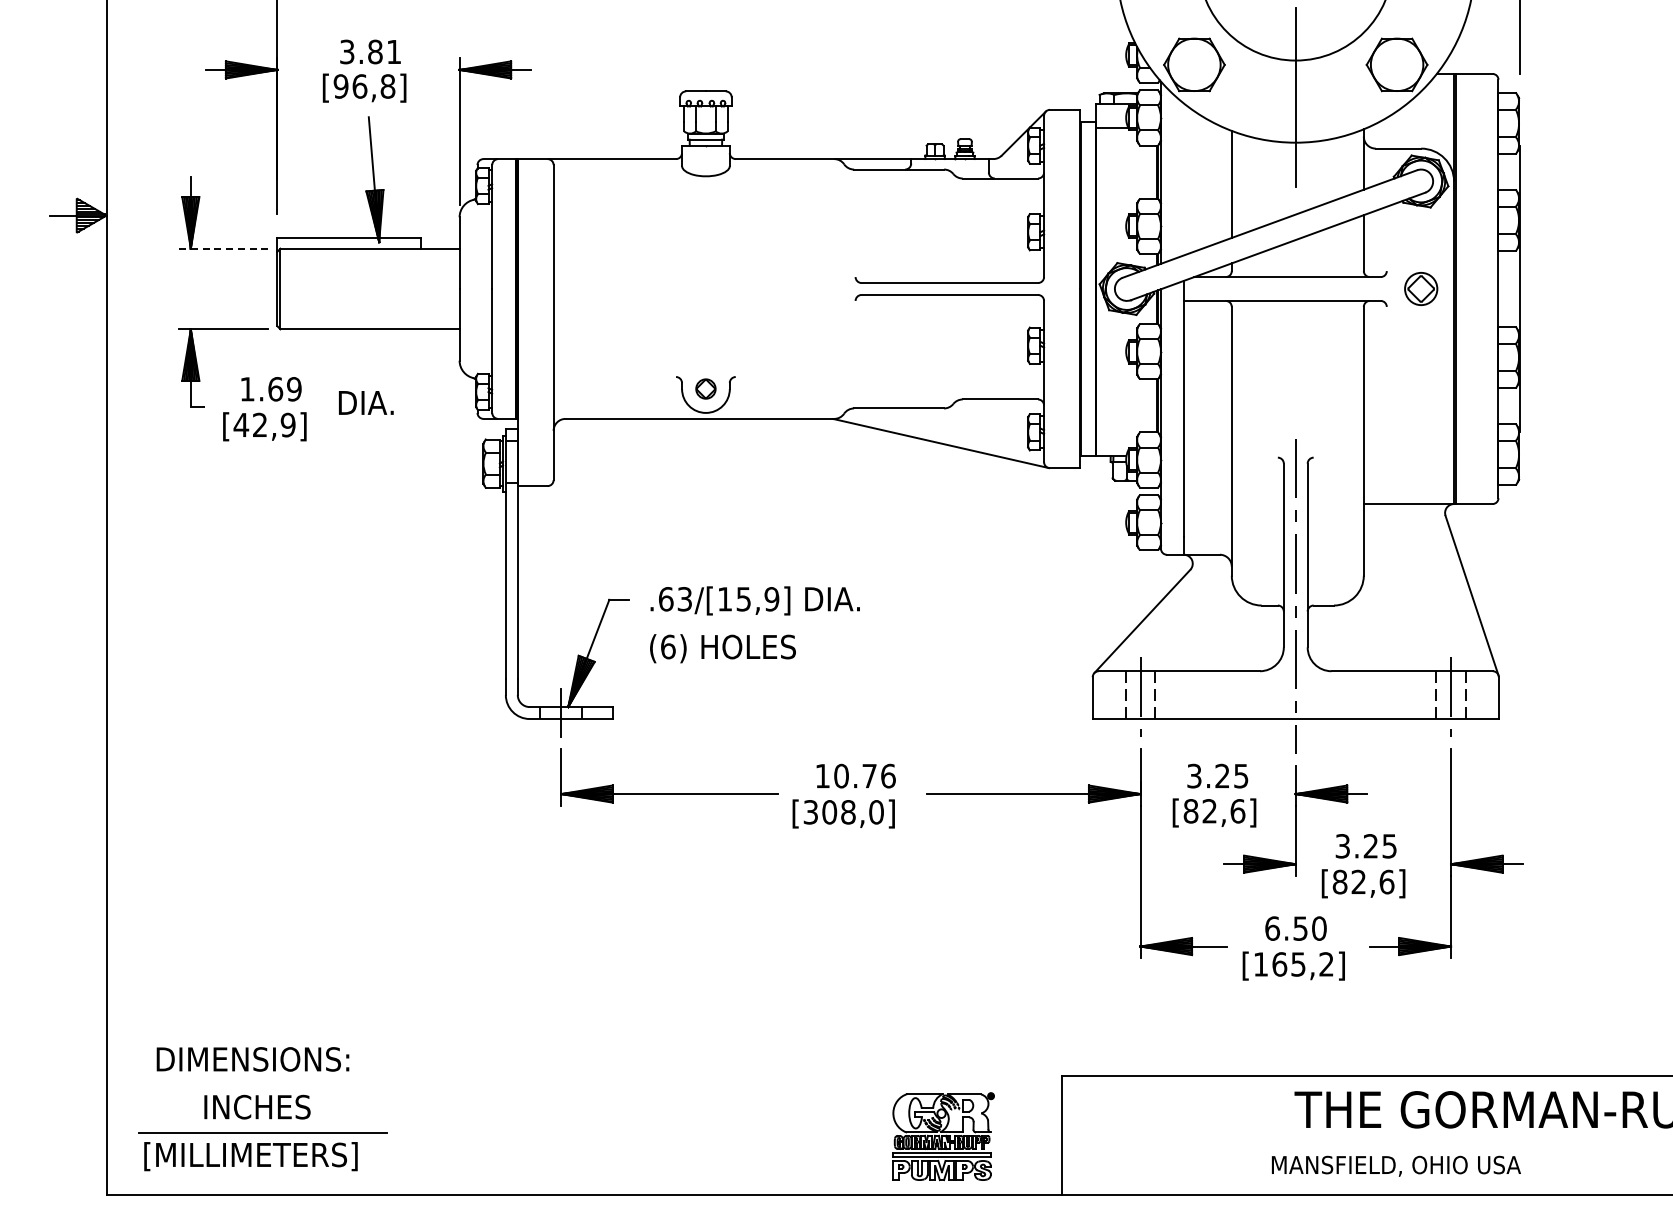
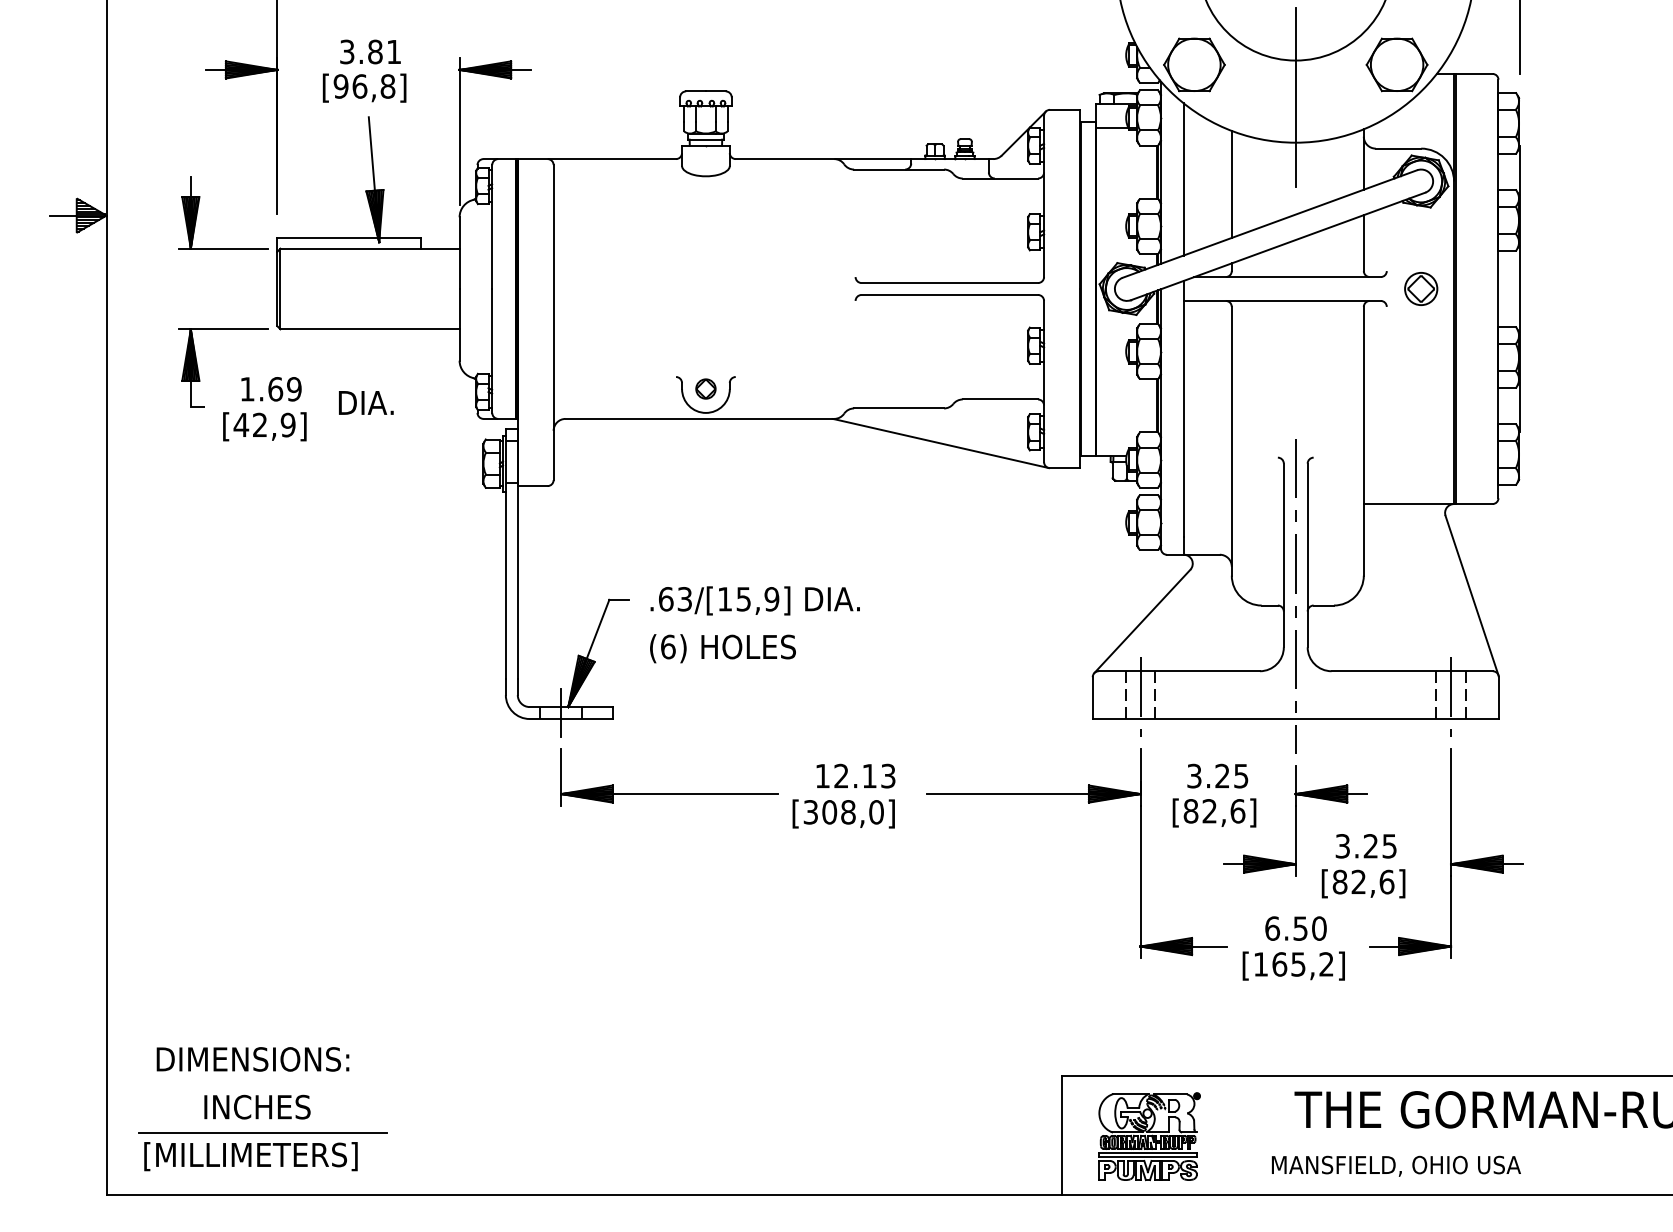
line: none -> present (1183, 179)
line: dashed -> solid (223, 248)
text: 10.76 -> 12.13 (864, 775)
part position: (943, 1136) -> (1149, 1136) (1149, 1136)
